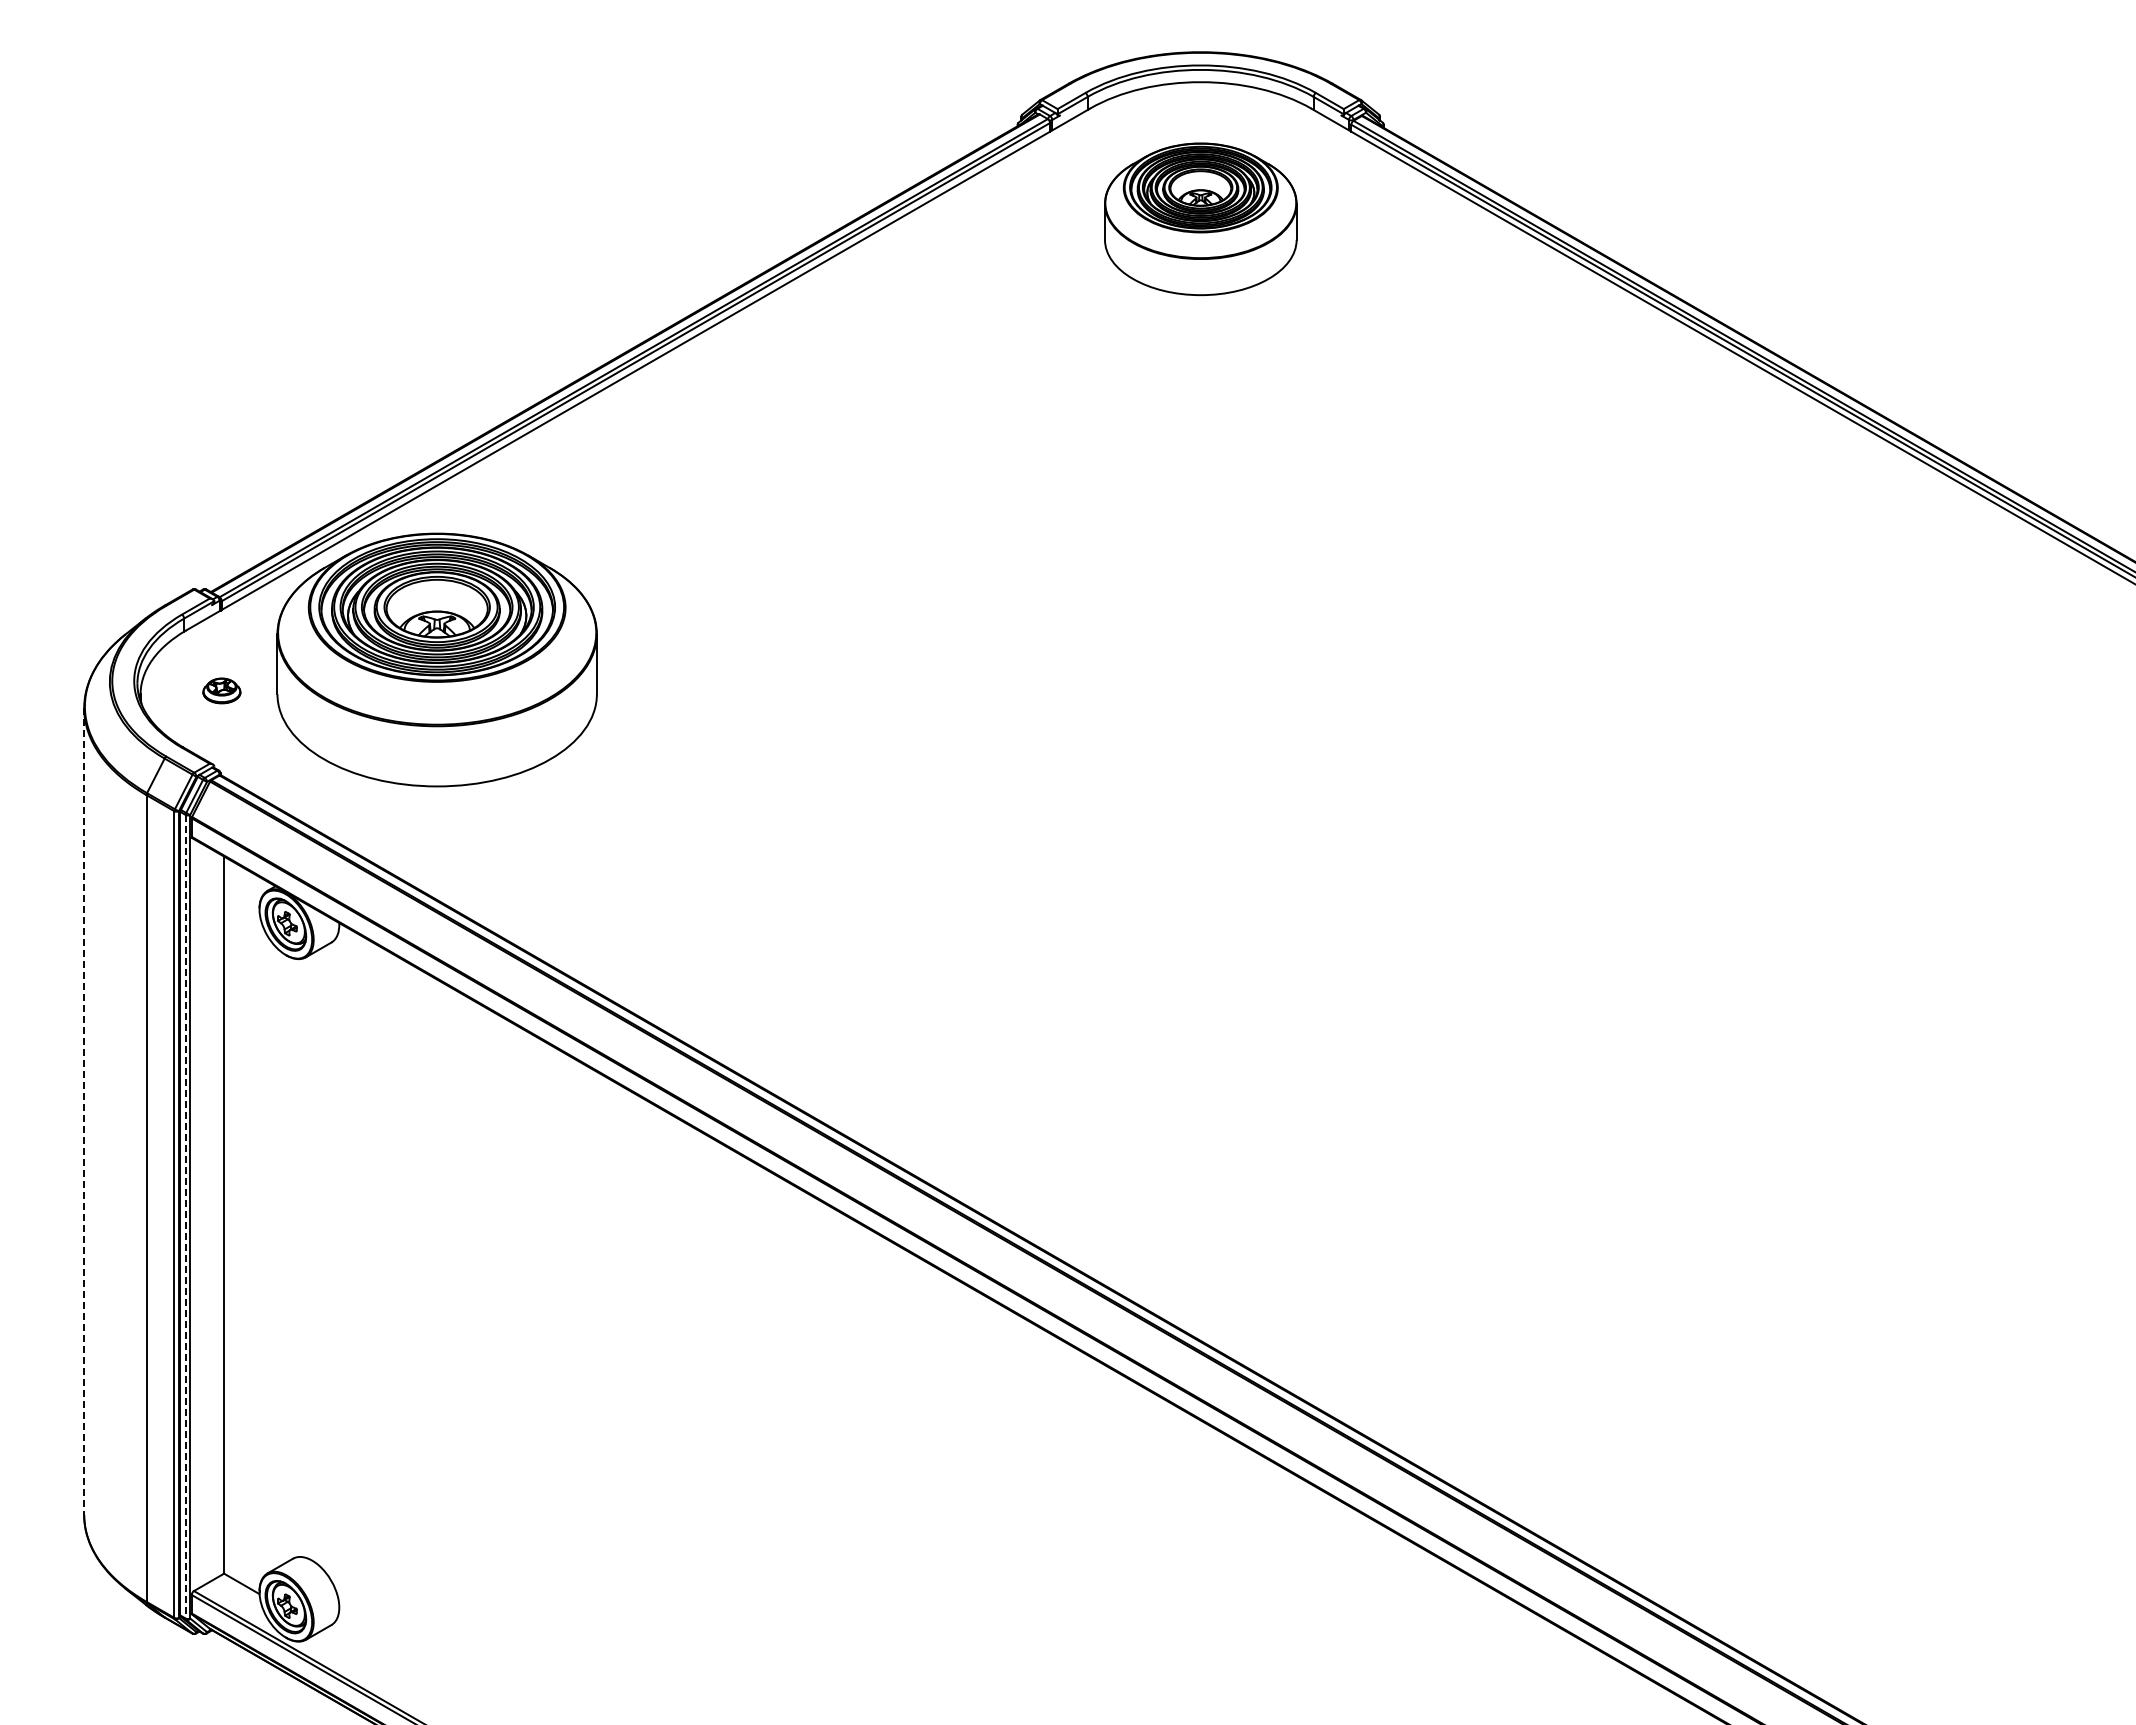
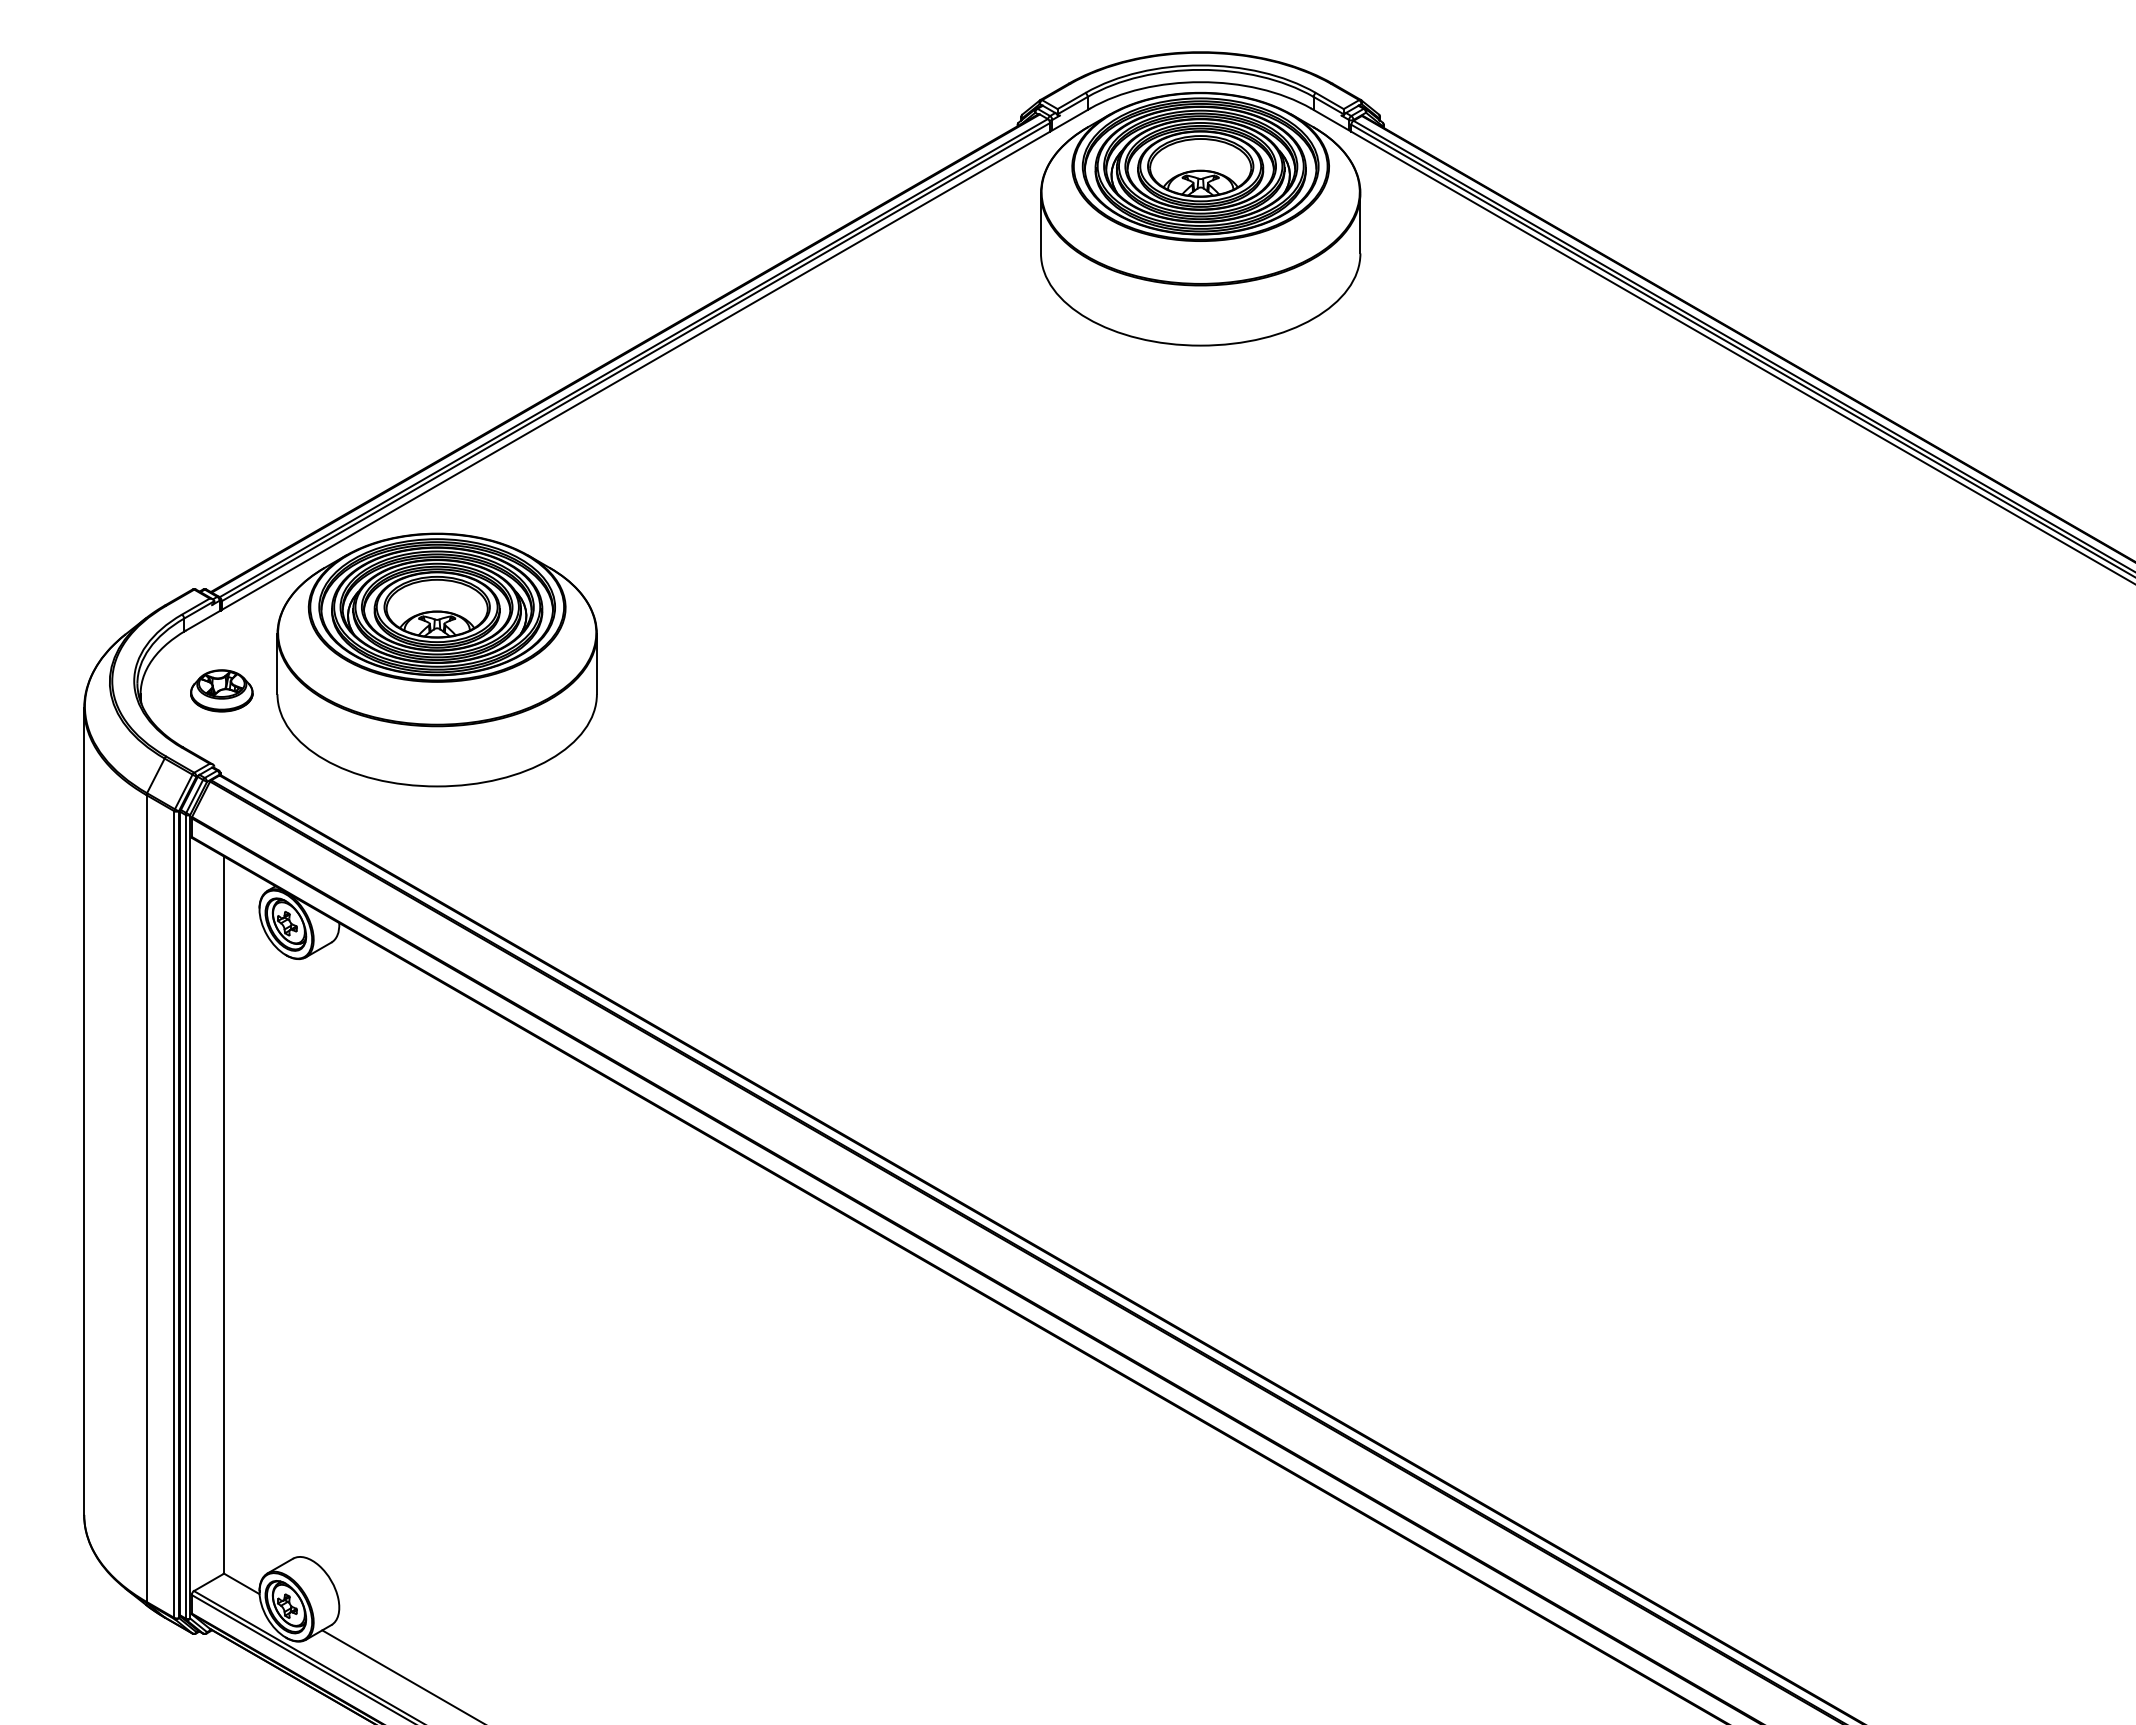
part size: 194x155 px -> 322x255 px (1200, 219)
part size: 40x28 px -> 64x44 px (221, 690)
line: dashed -> solid (84, 1112)
line: dashed -> solid (185, 1216)
line: none -> present (401, 1675)
